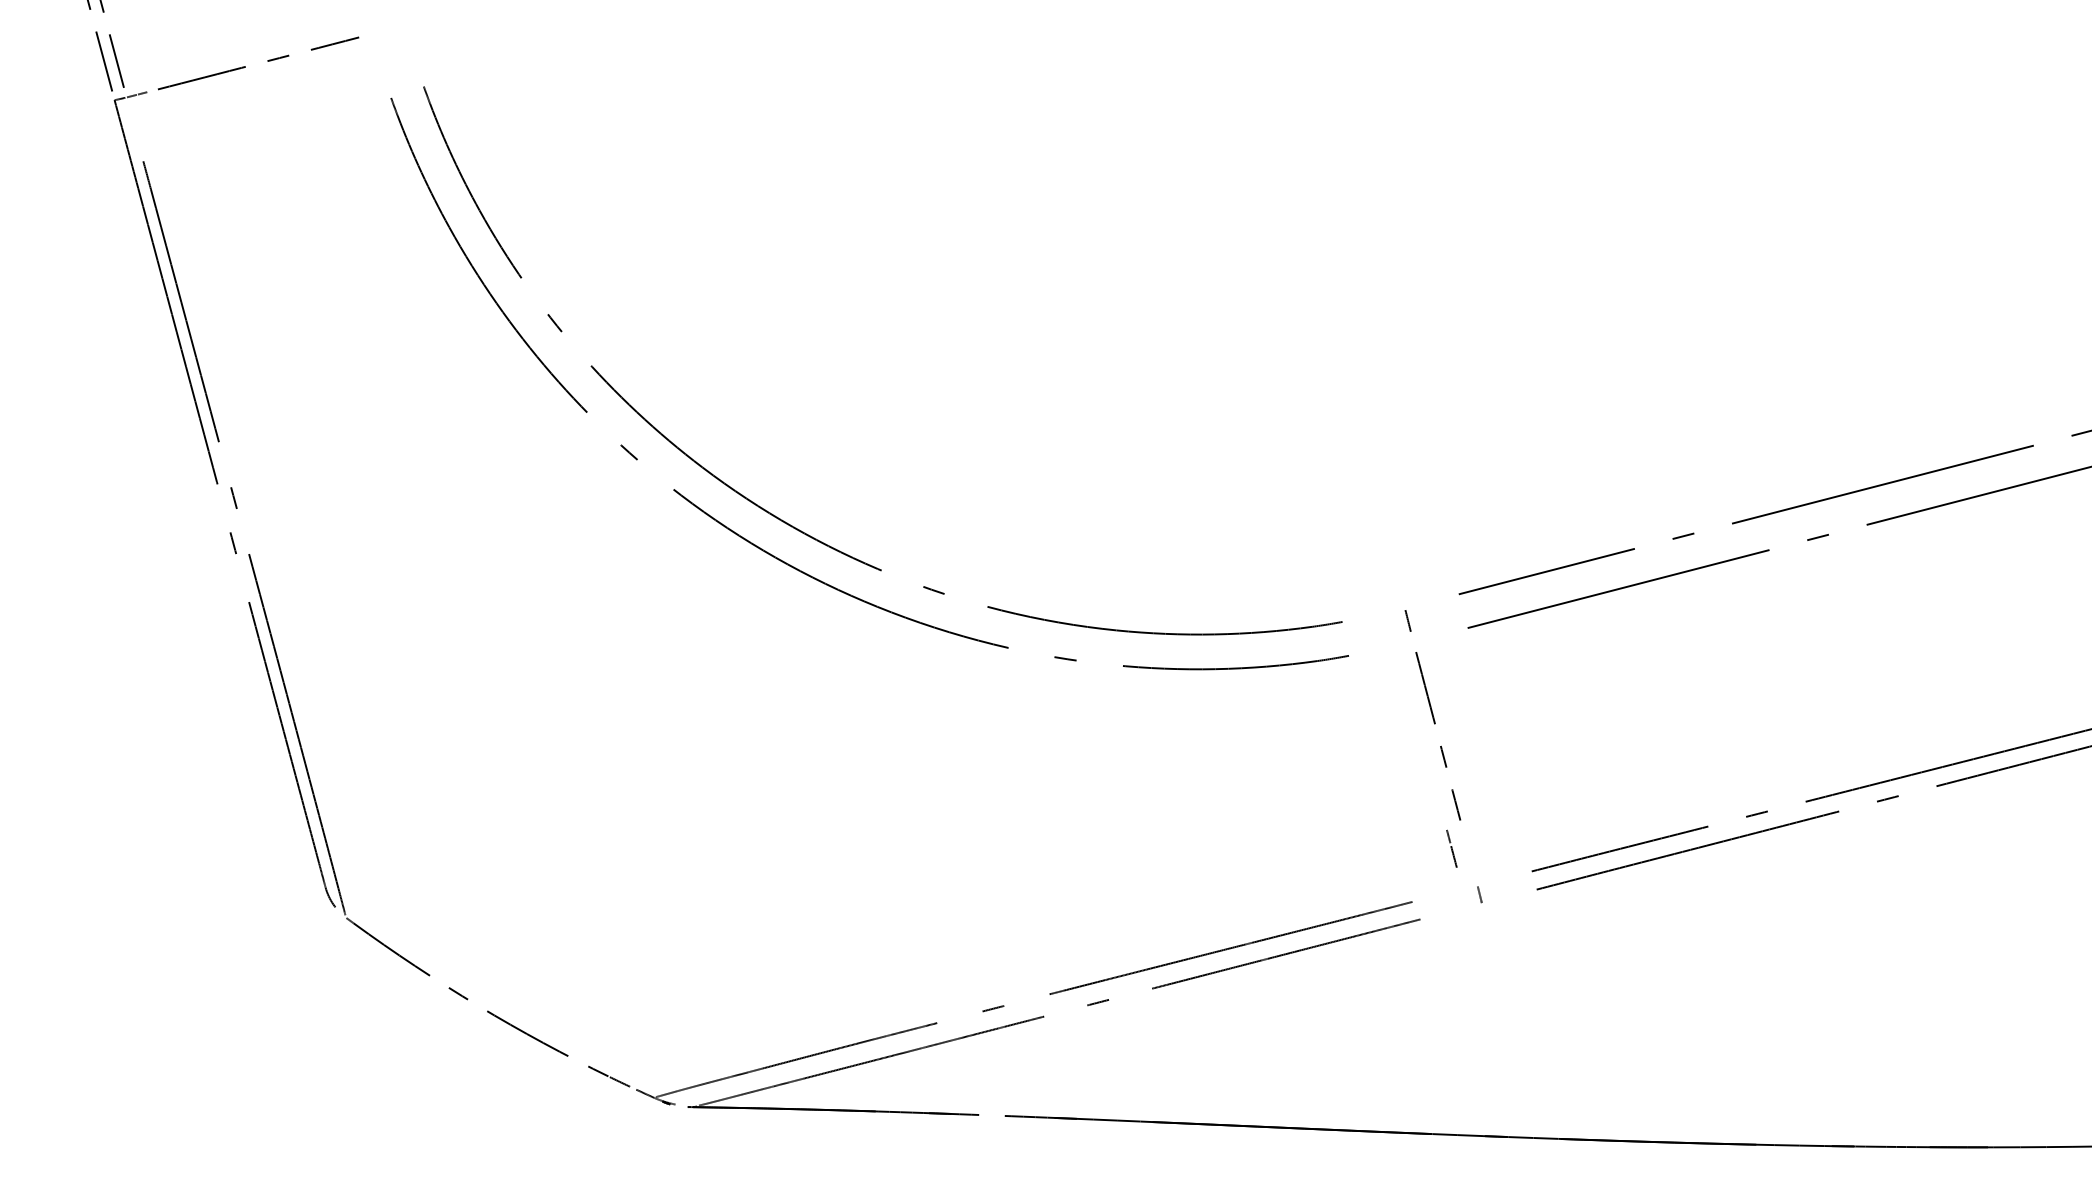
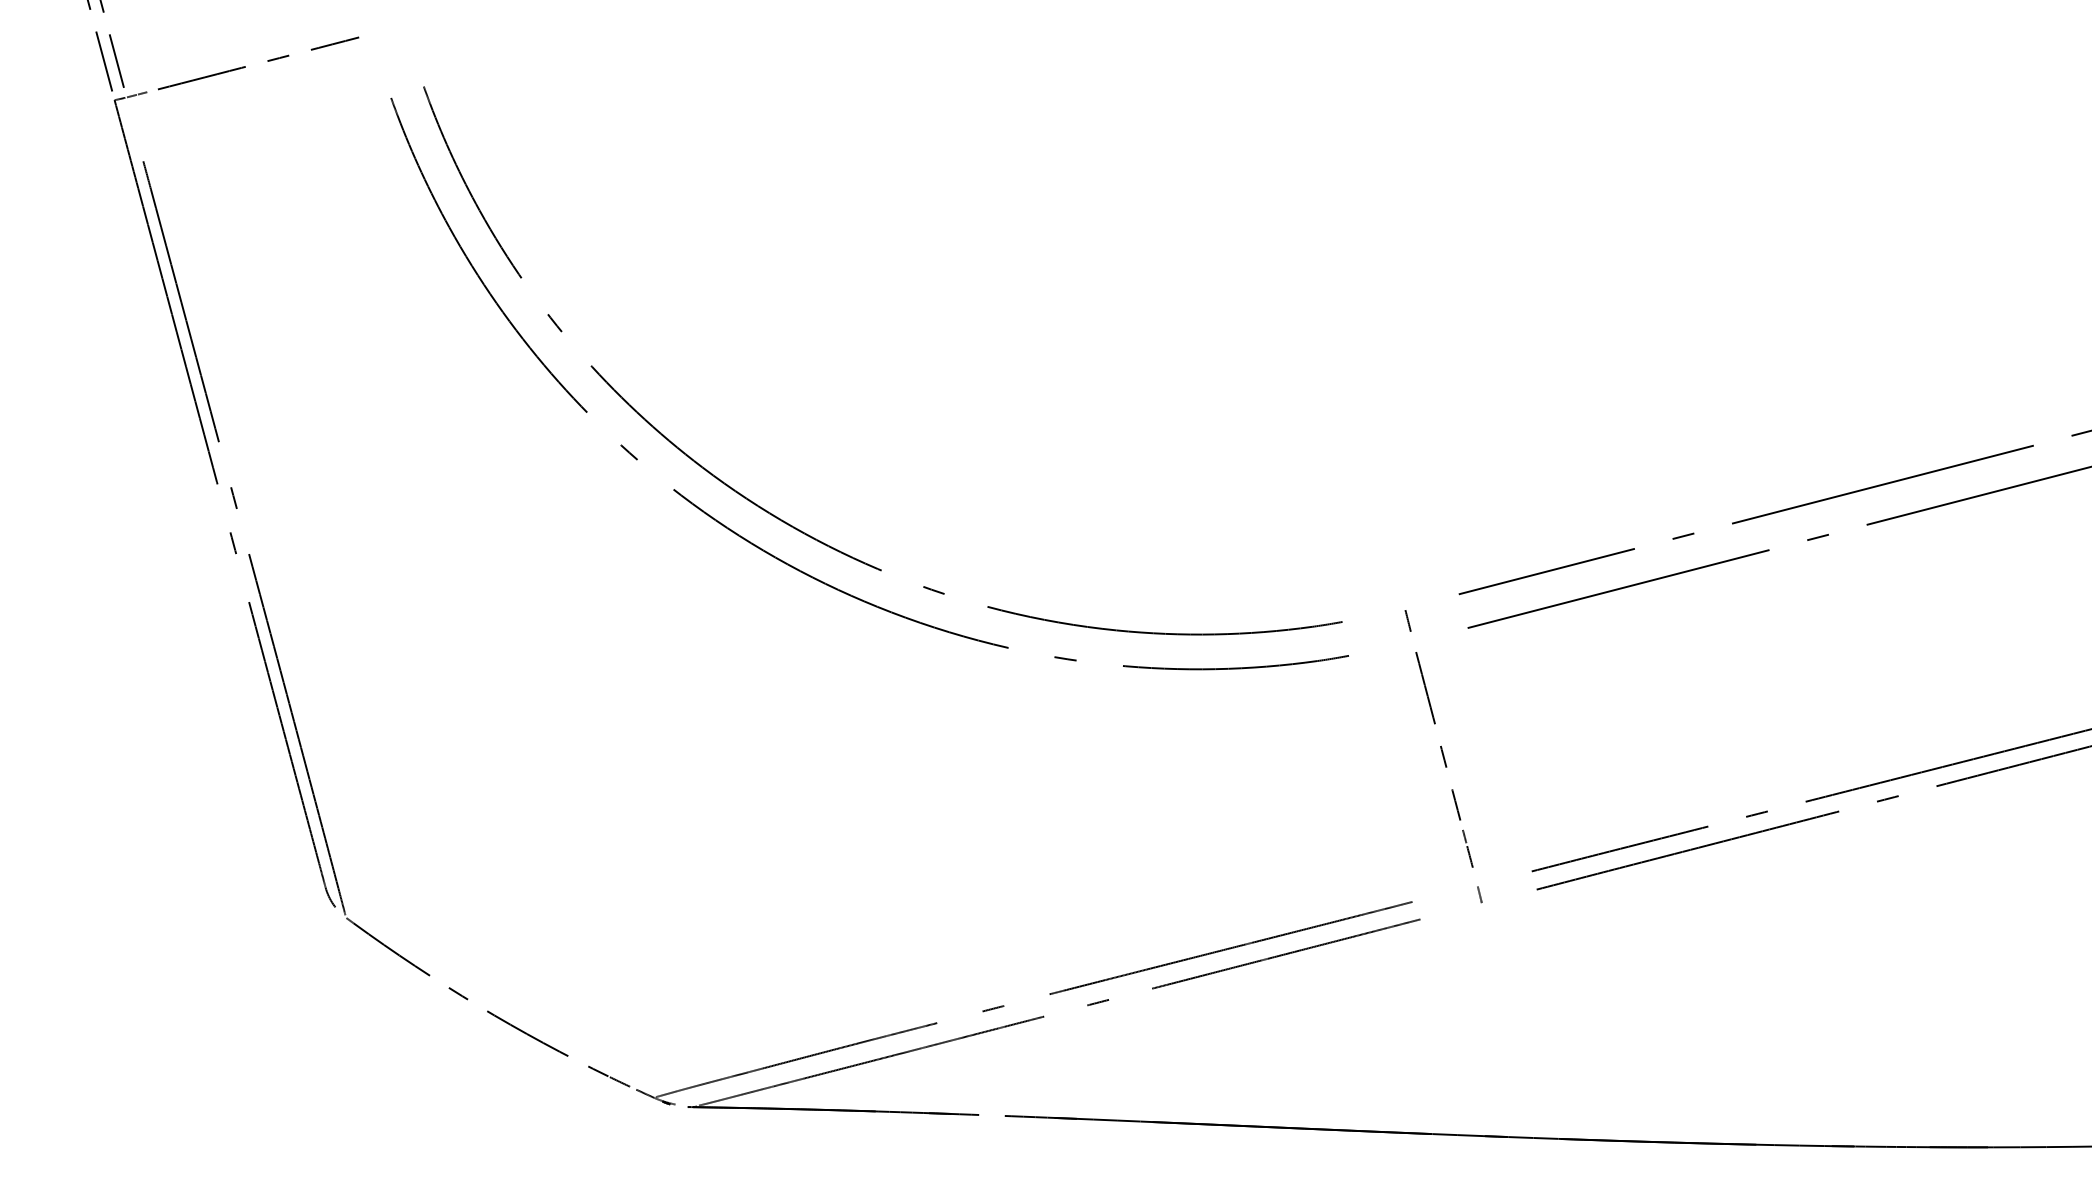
line position: (1451, 848) -> (1467, 848) (1467, 848)
